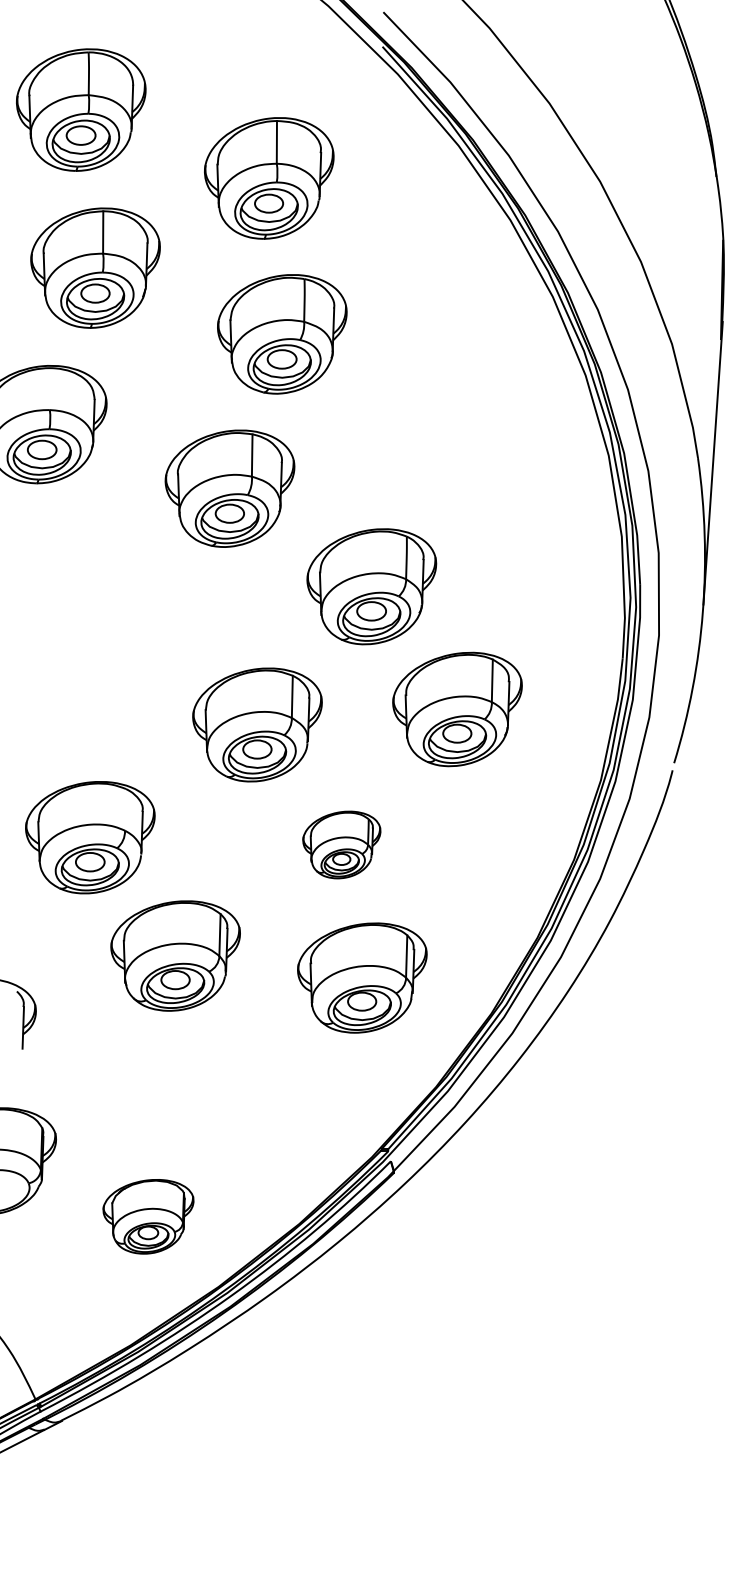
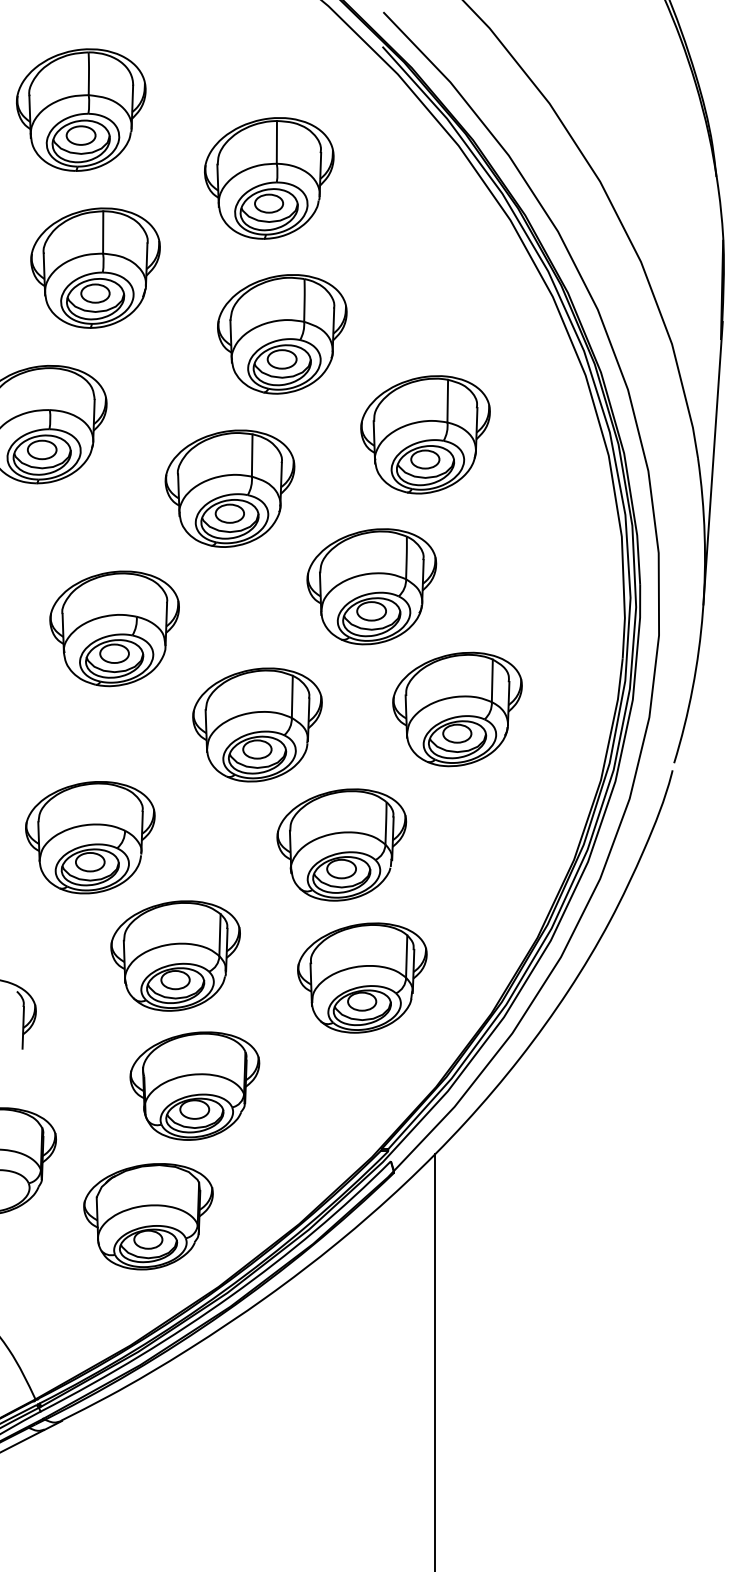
part: none -> present (425, 434)
part: none -> present (114, 628)
part size: 80x70 px -> 132x114 px (341, 844)
part: none -> present (194, 1085)
part size: 93x76 px -> 131x108 px (148, 1216)
line: none -> present (434, 1360)
